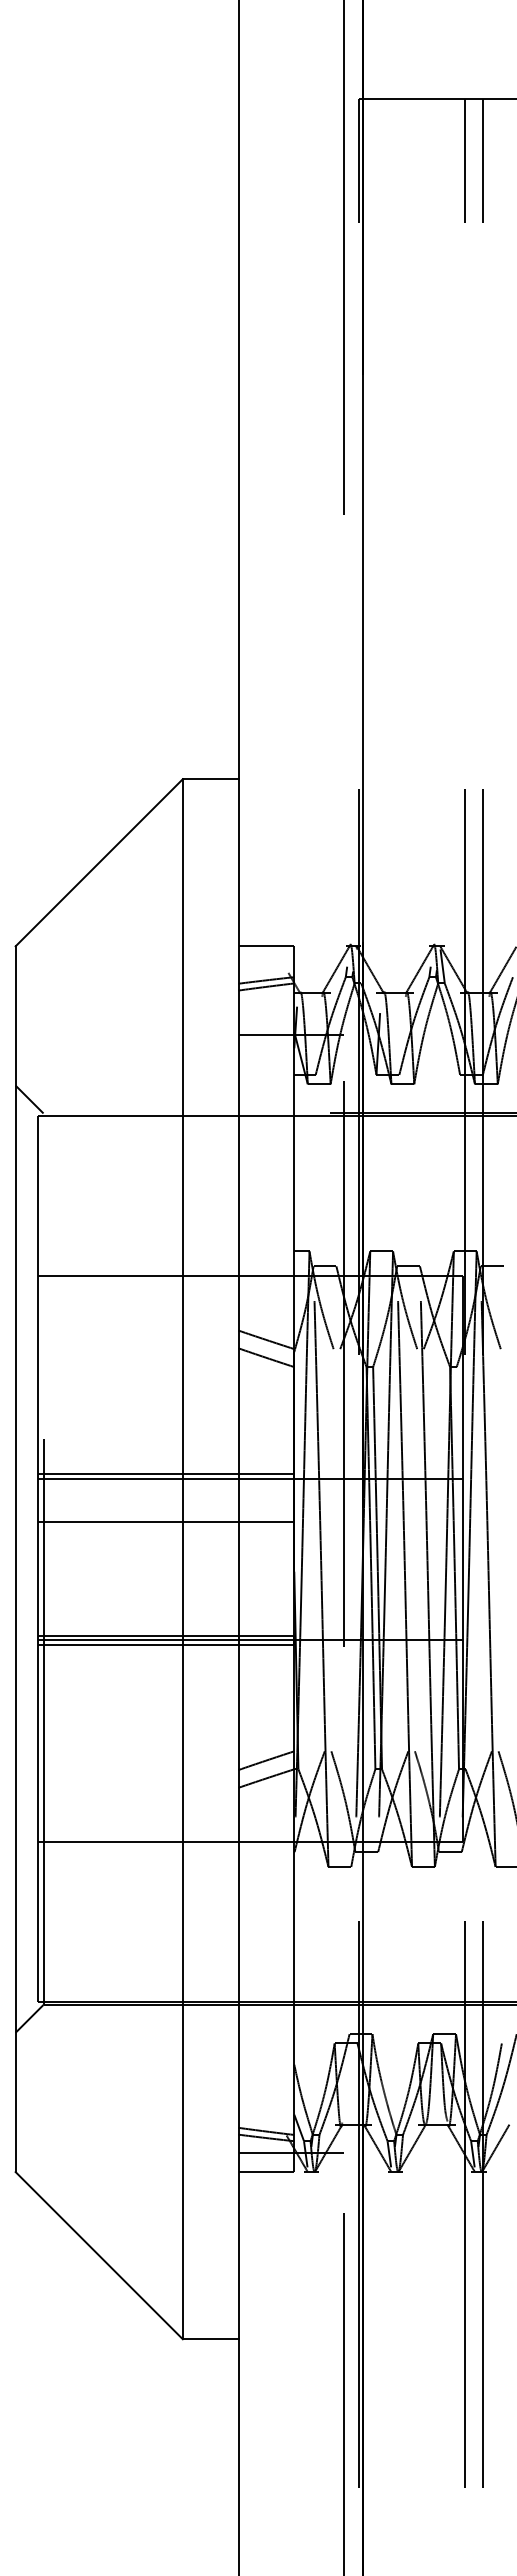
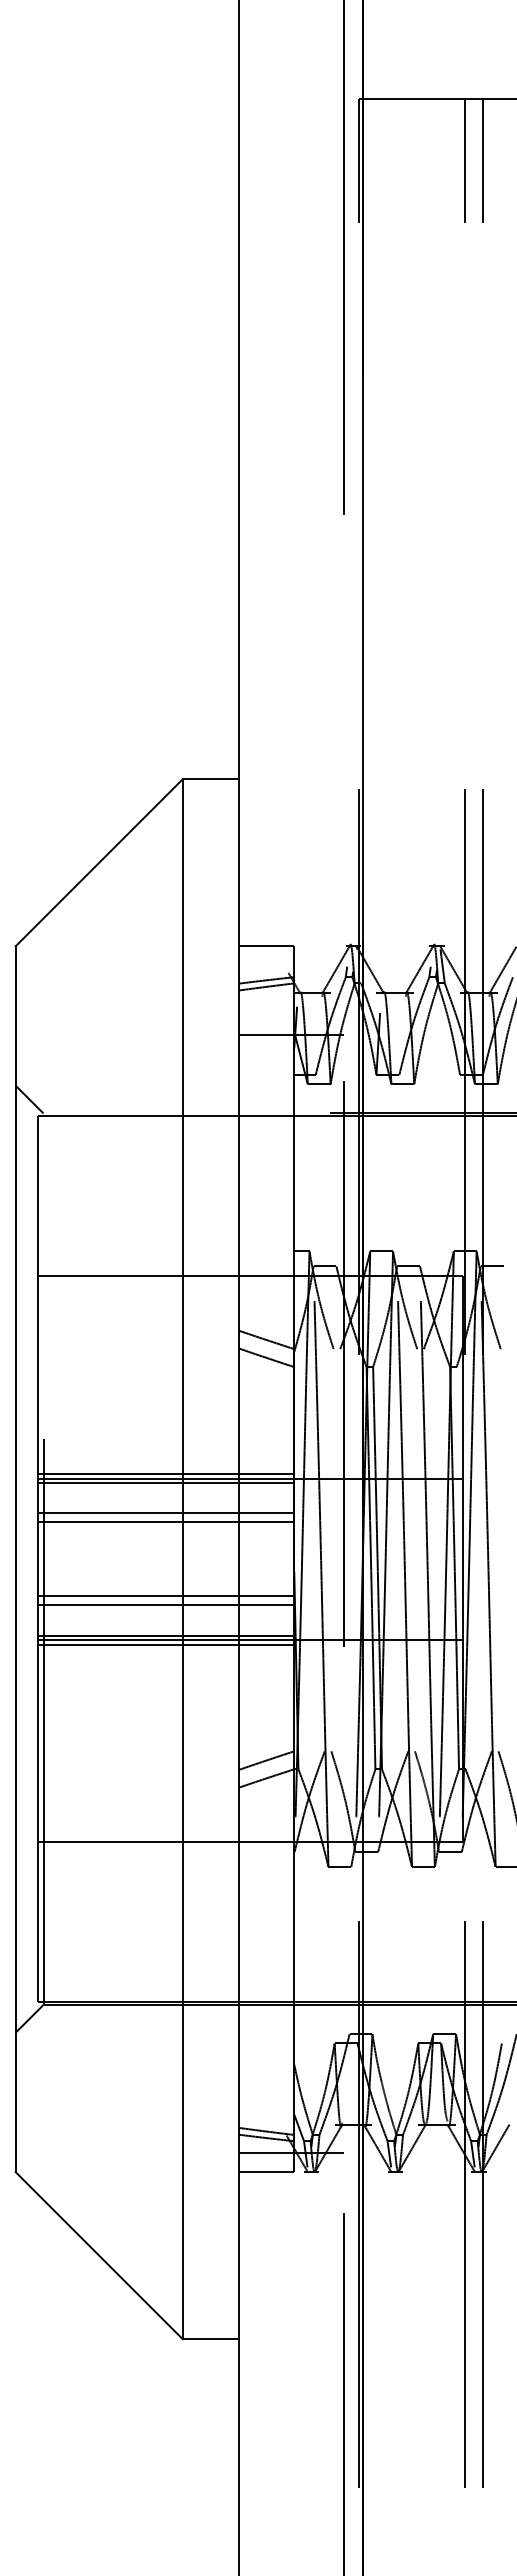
line: none -> present (165, 1482)
line: none -> present (165, 1513)
line: none -> present (165, 1596)
line: none -> present (165, 1605)
